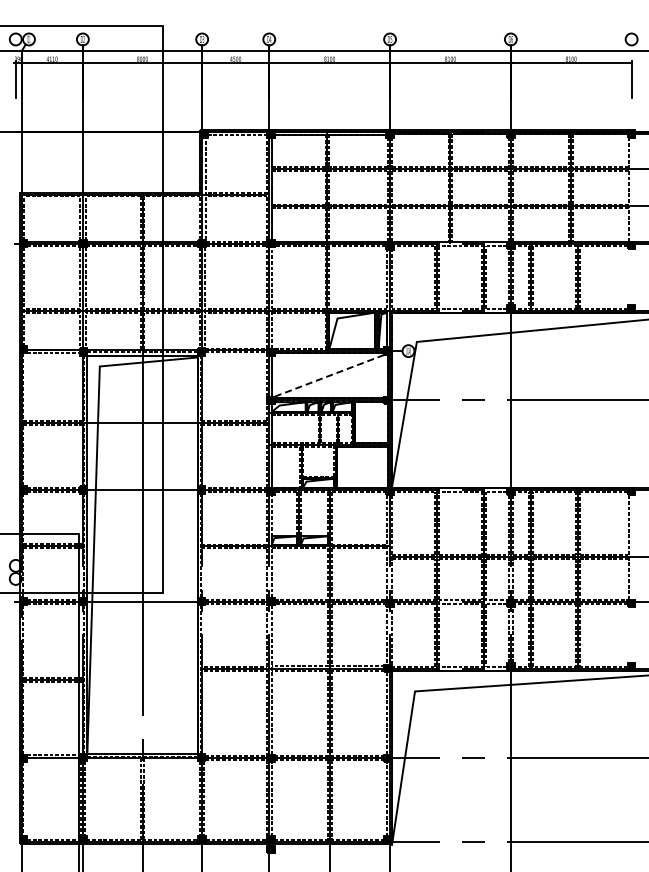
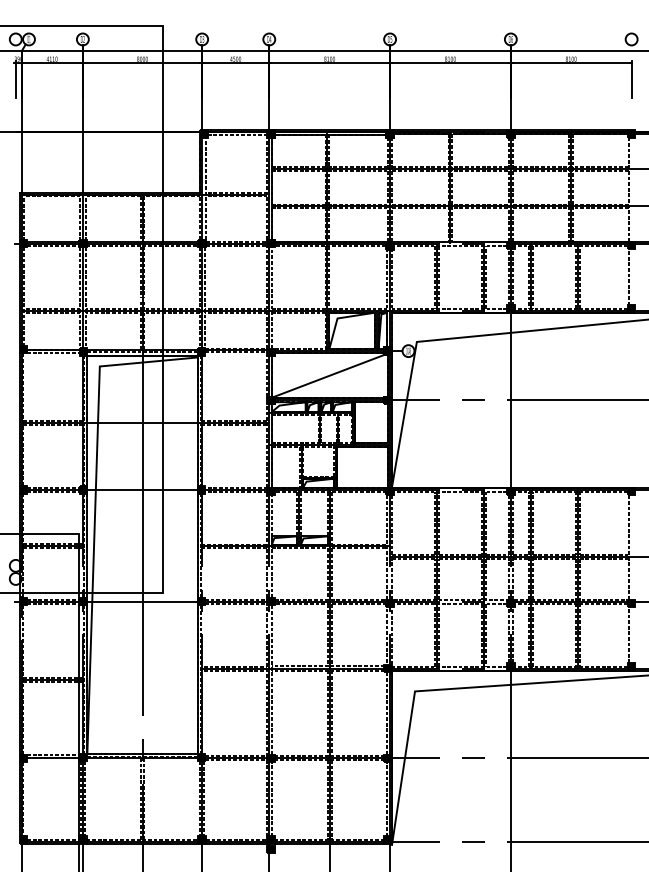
line: none -> present (629, 277)
line: dashed -> solid (329, 375)
line: none -> present (629, 635)
